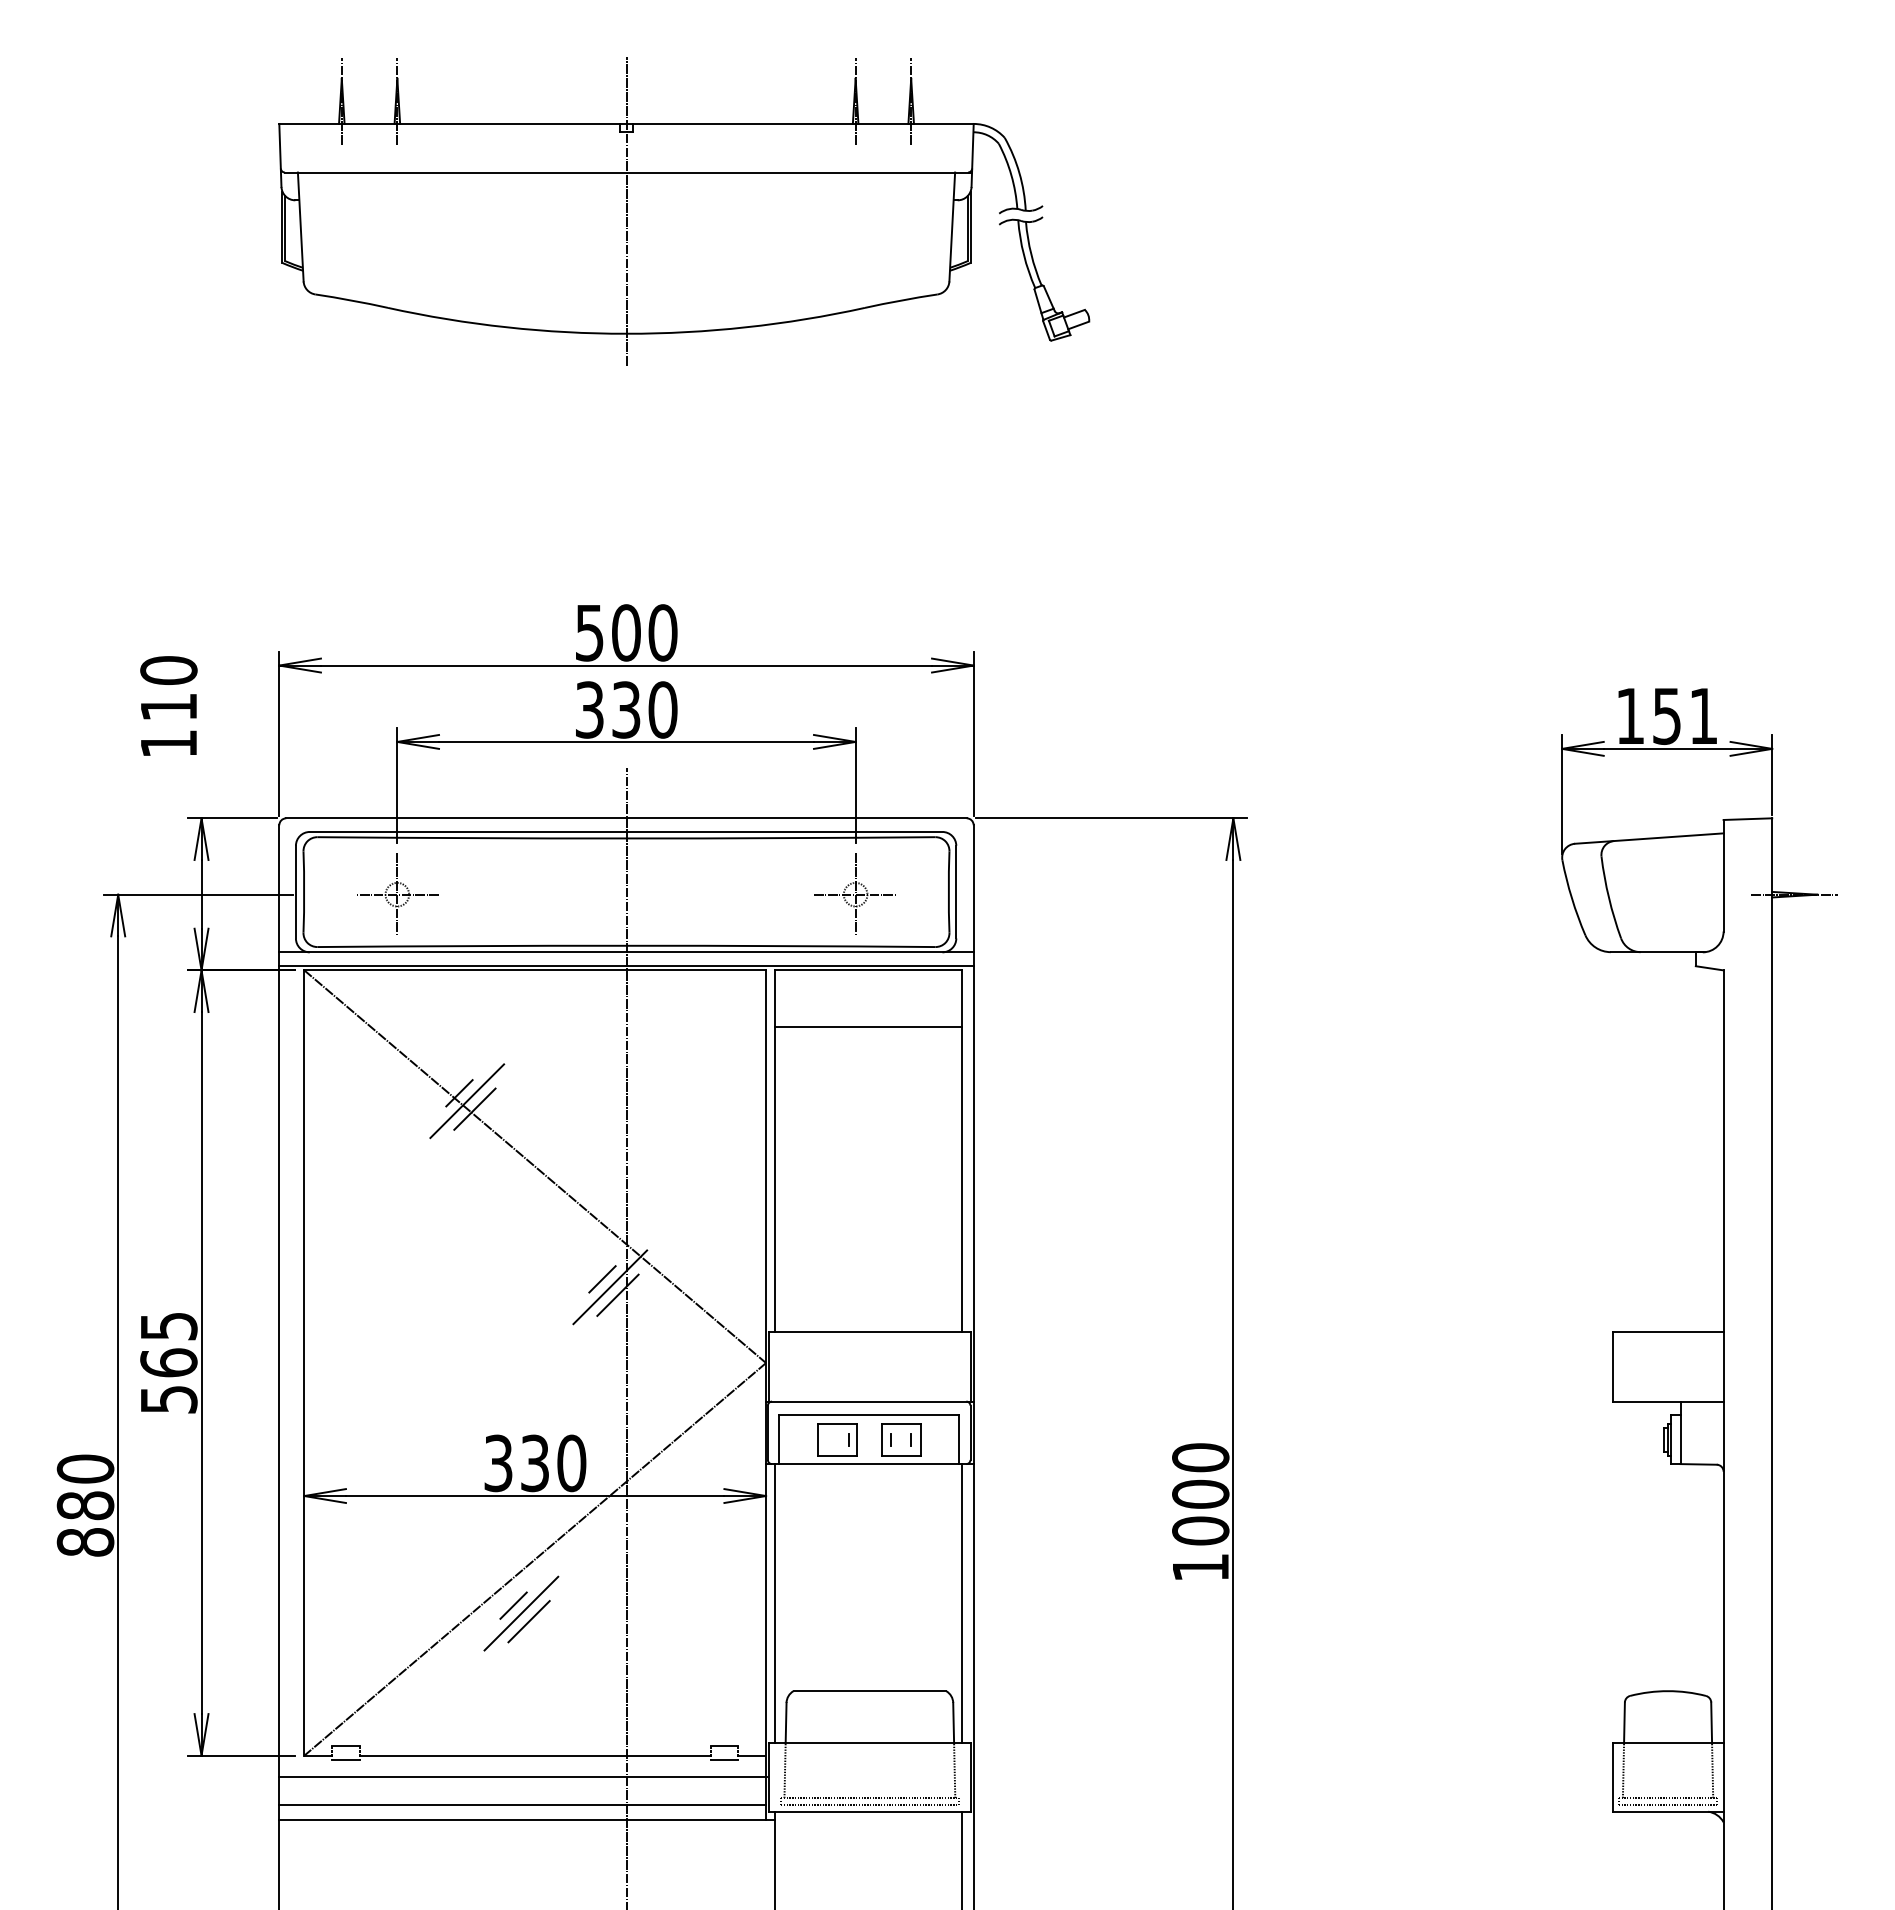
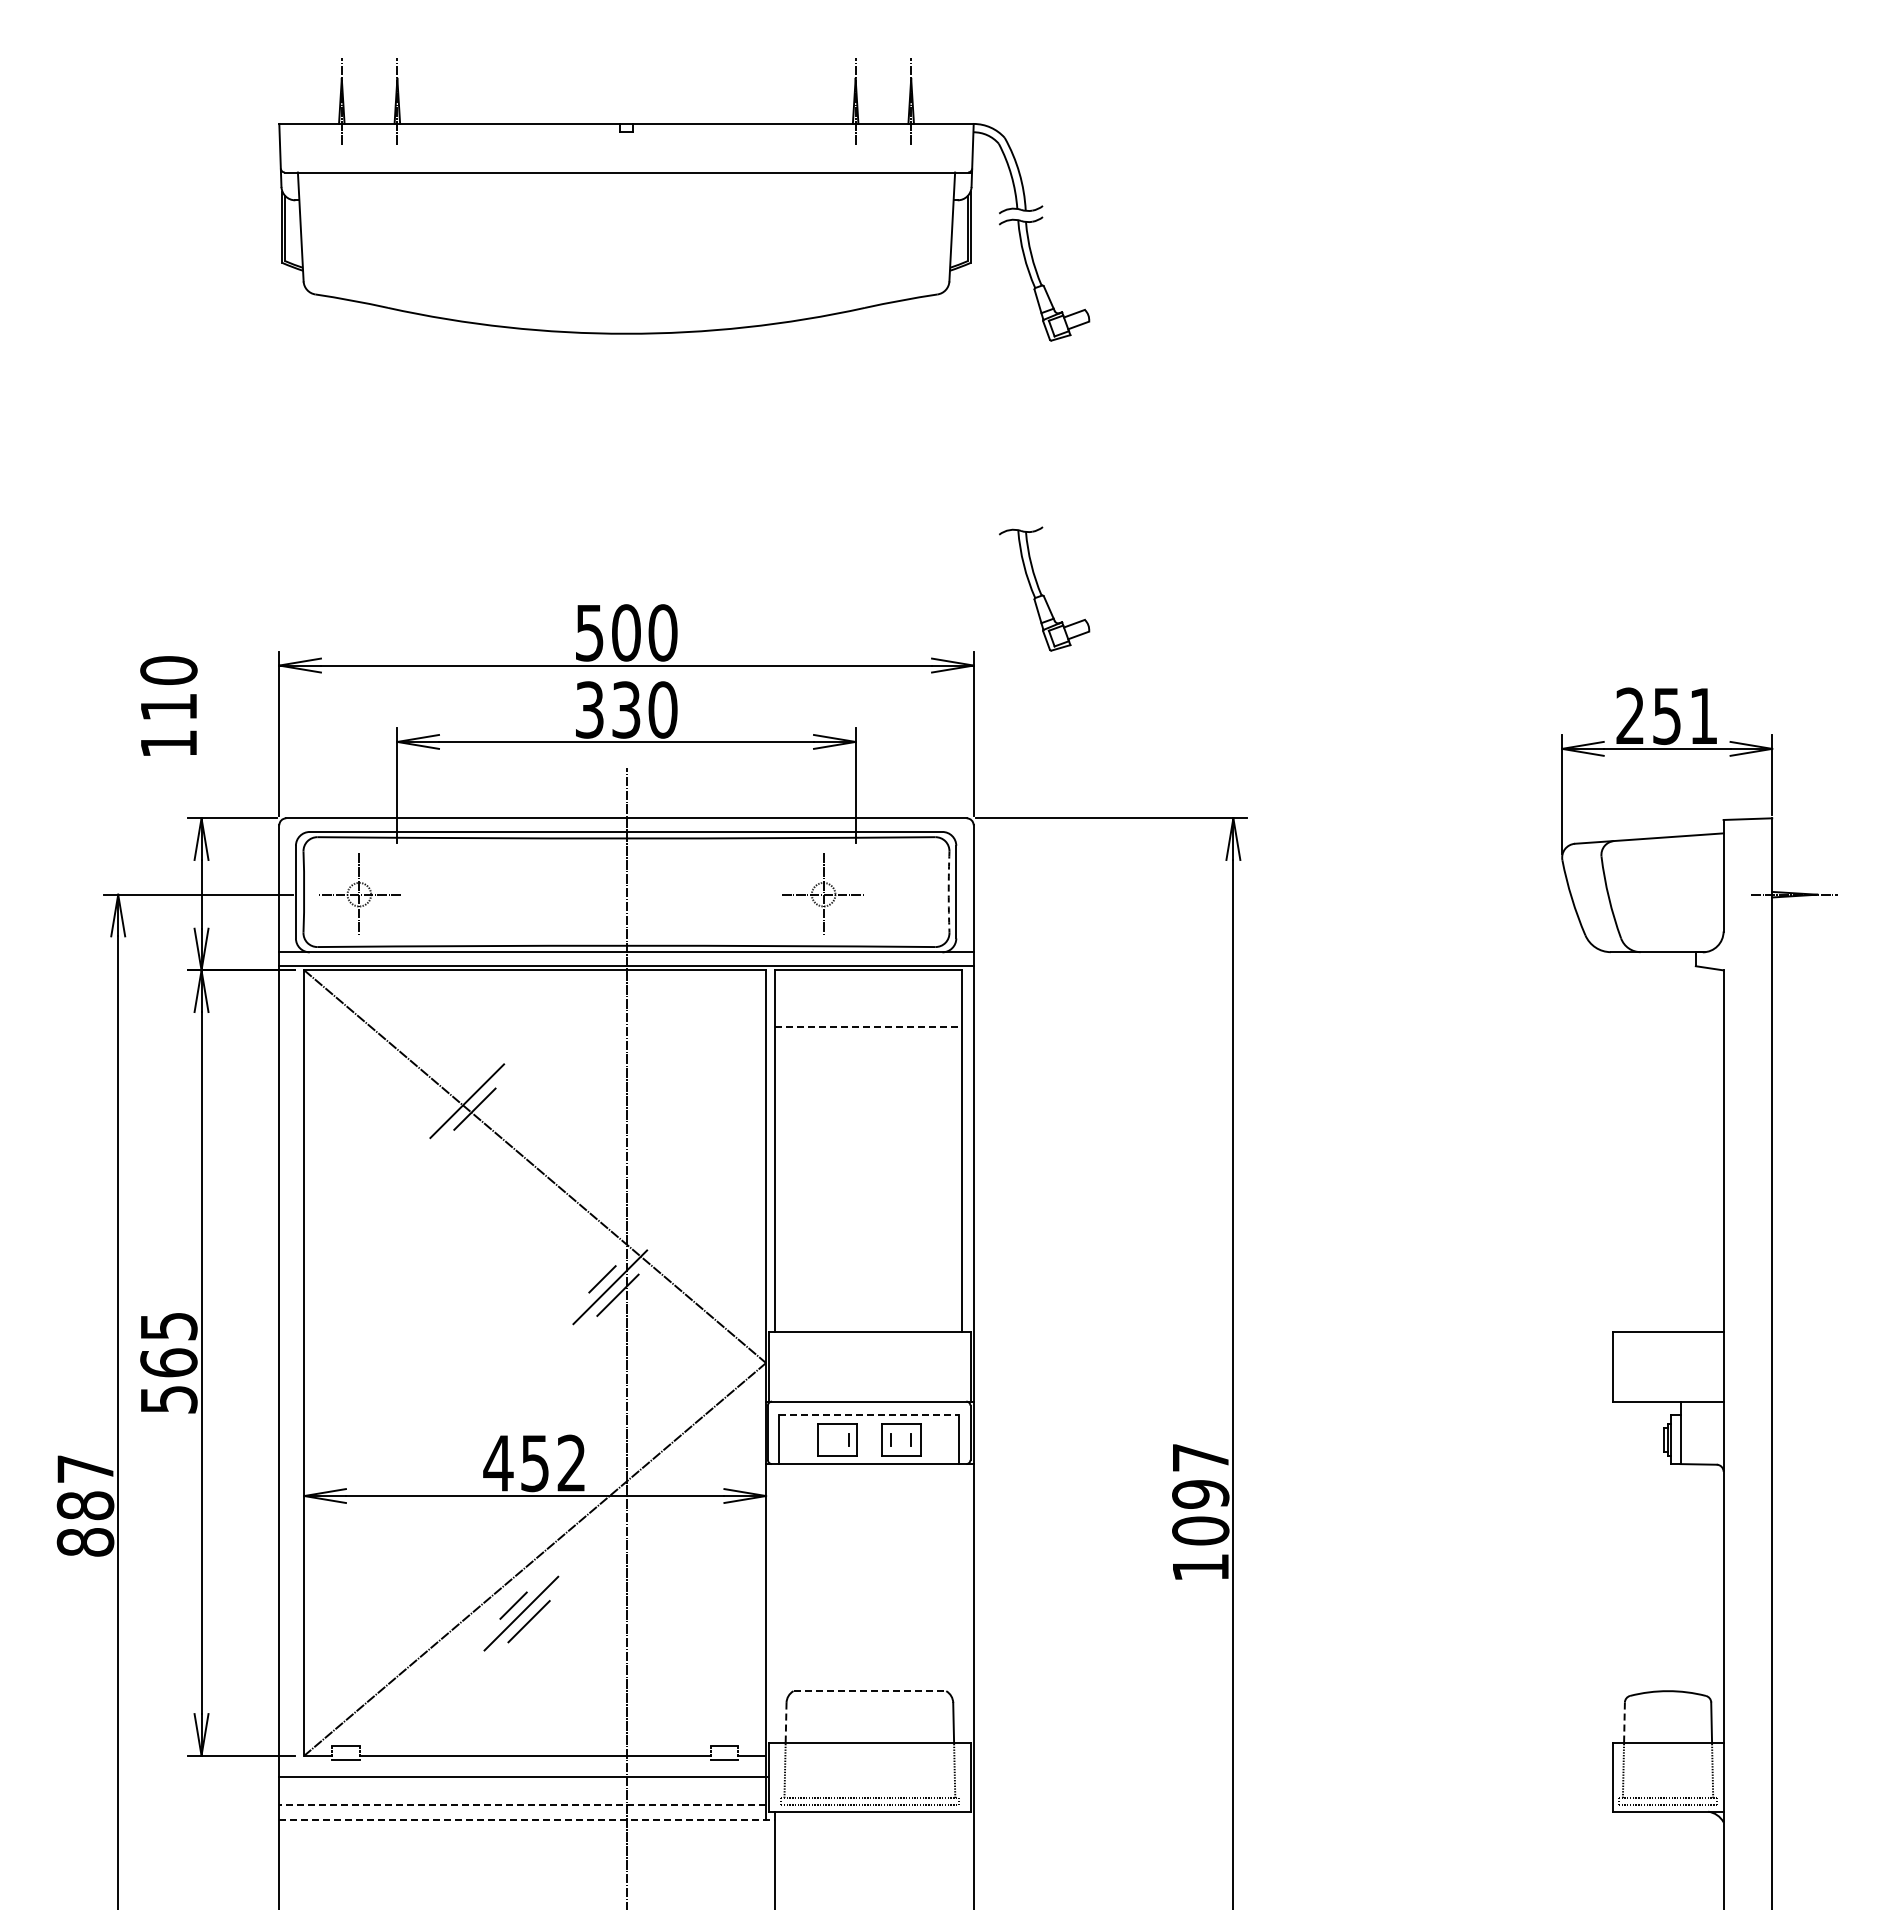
line: present -> none (626, 211)
part: none -> present (1044, 588)
text: 151 -> 251 (1629, 715)
arc: solid -> dashed (948, 892)
part position: (397, 893) -> (359, 893) (359, 893)
part position: (854, 893) -> (822, 893) (822, 893)
line: solid -> dashed (868, 1026)
line: present -> none (459, 1093)
line: solid -> dashed (869, 1415)
text: 330 -> 452 (534, 1463)
text: 880 -> 887 (85, 1468)
text: 1000 -> 1097 (1200, 1475)
line: present -> none (775, 1603)
line: present -> none (962, 1603)
line: solid -> dashed (870, 1691)
line: solid -> dashed (786, 1722)
line: solid -> dashed (1624, 1722)
line: solid -> dashed (522, 1805)
line: solid -> dashed (527, 1819)
line: present -> none (962, 1858)
